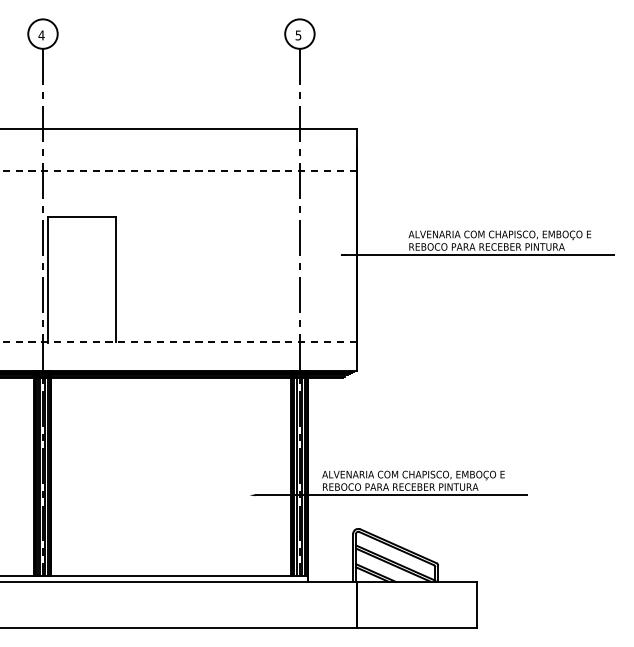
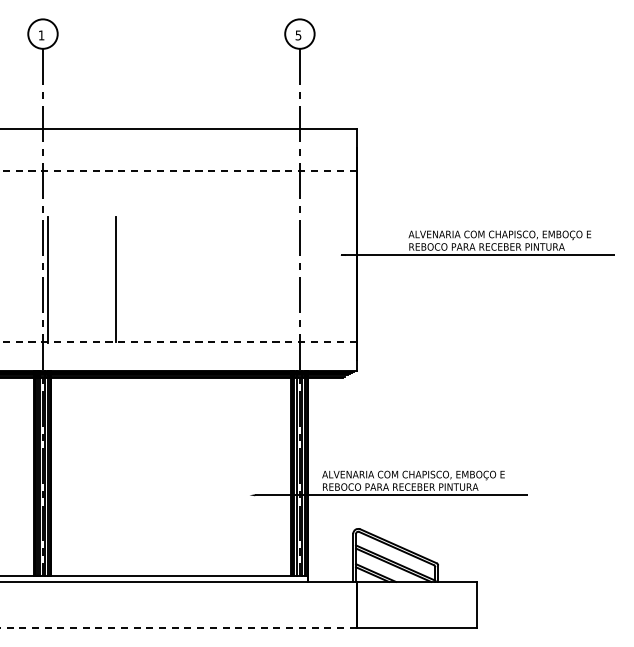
text: 4 -> 1 (41, 35)
line: present -> none (81, 216)
line: solid -> dashed (178, 627)
